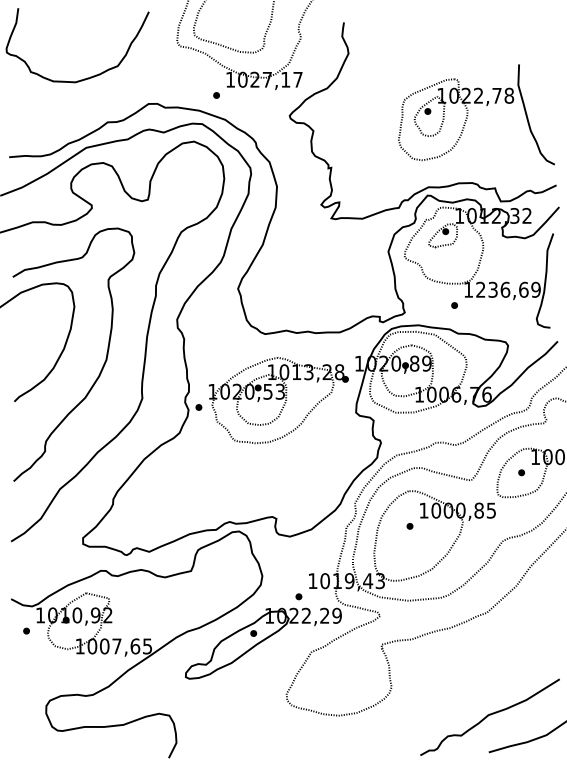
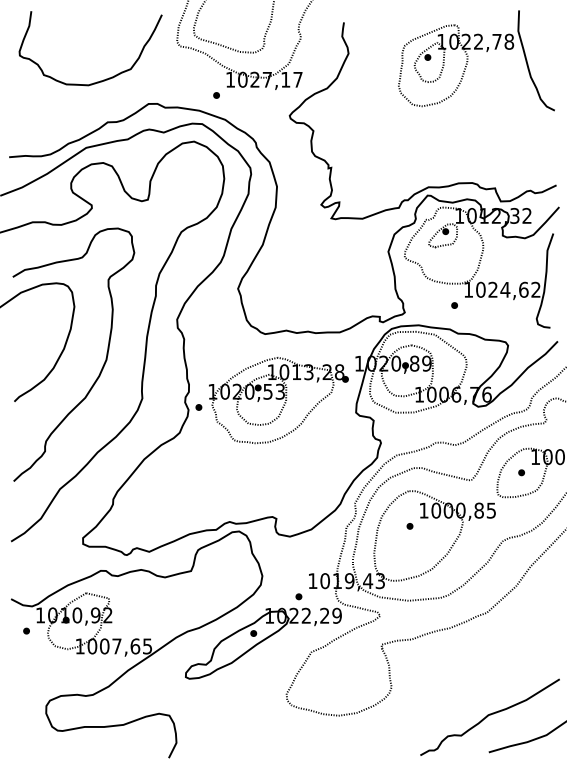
curve position: (87, 77) -> (100, 80) (100, 80)
part position: (468, 113) -> (468, 59) (468, 59)
text: 1236,69 -> 1024,62 (508, 289)
